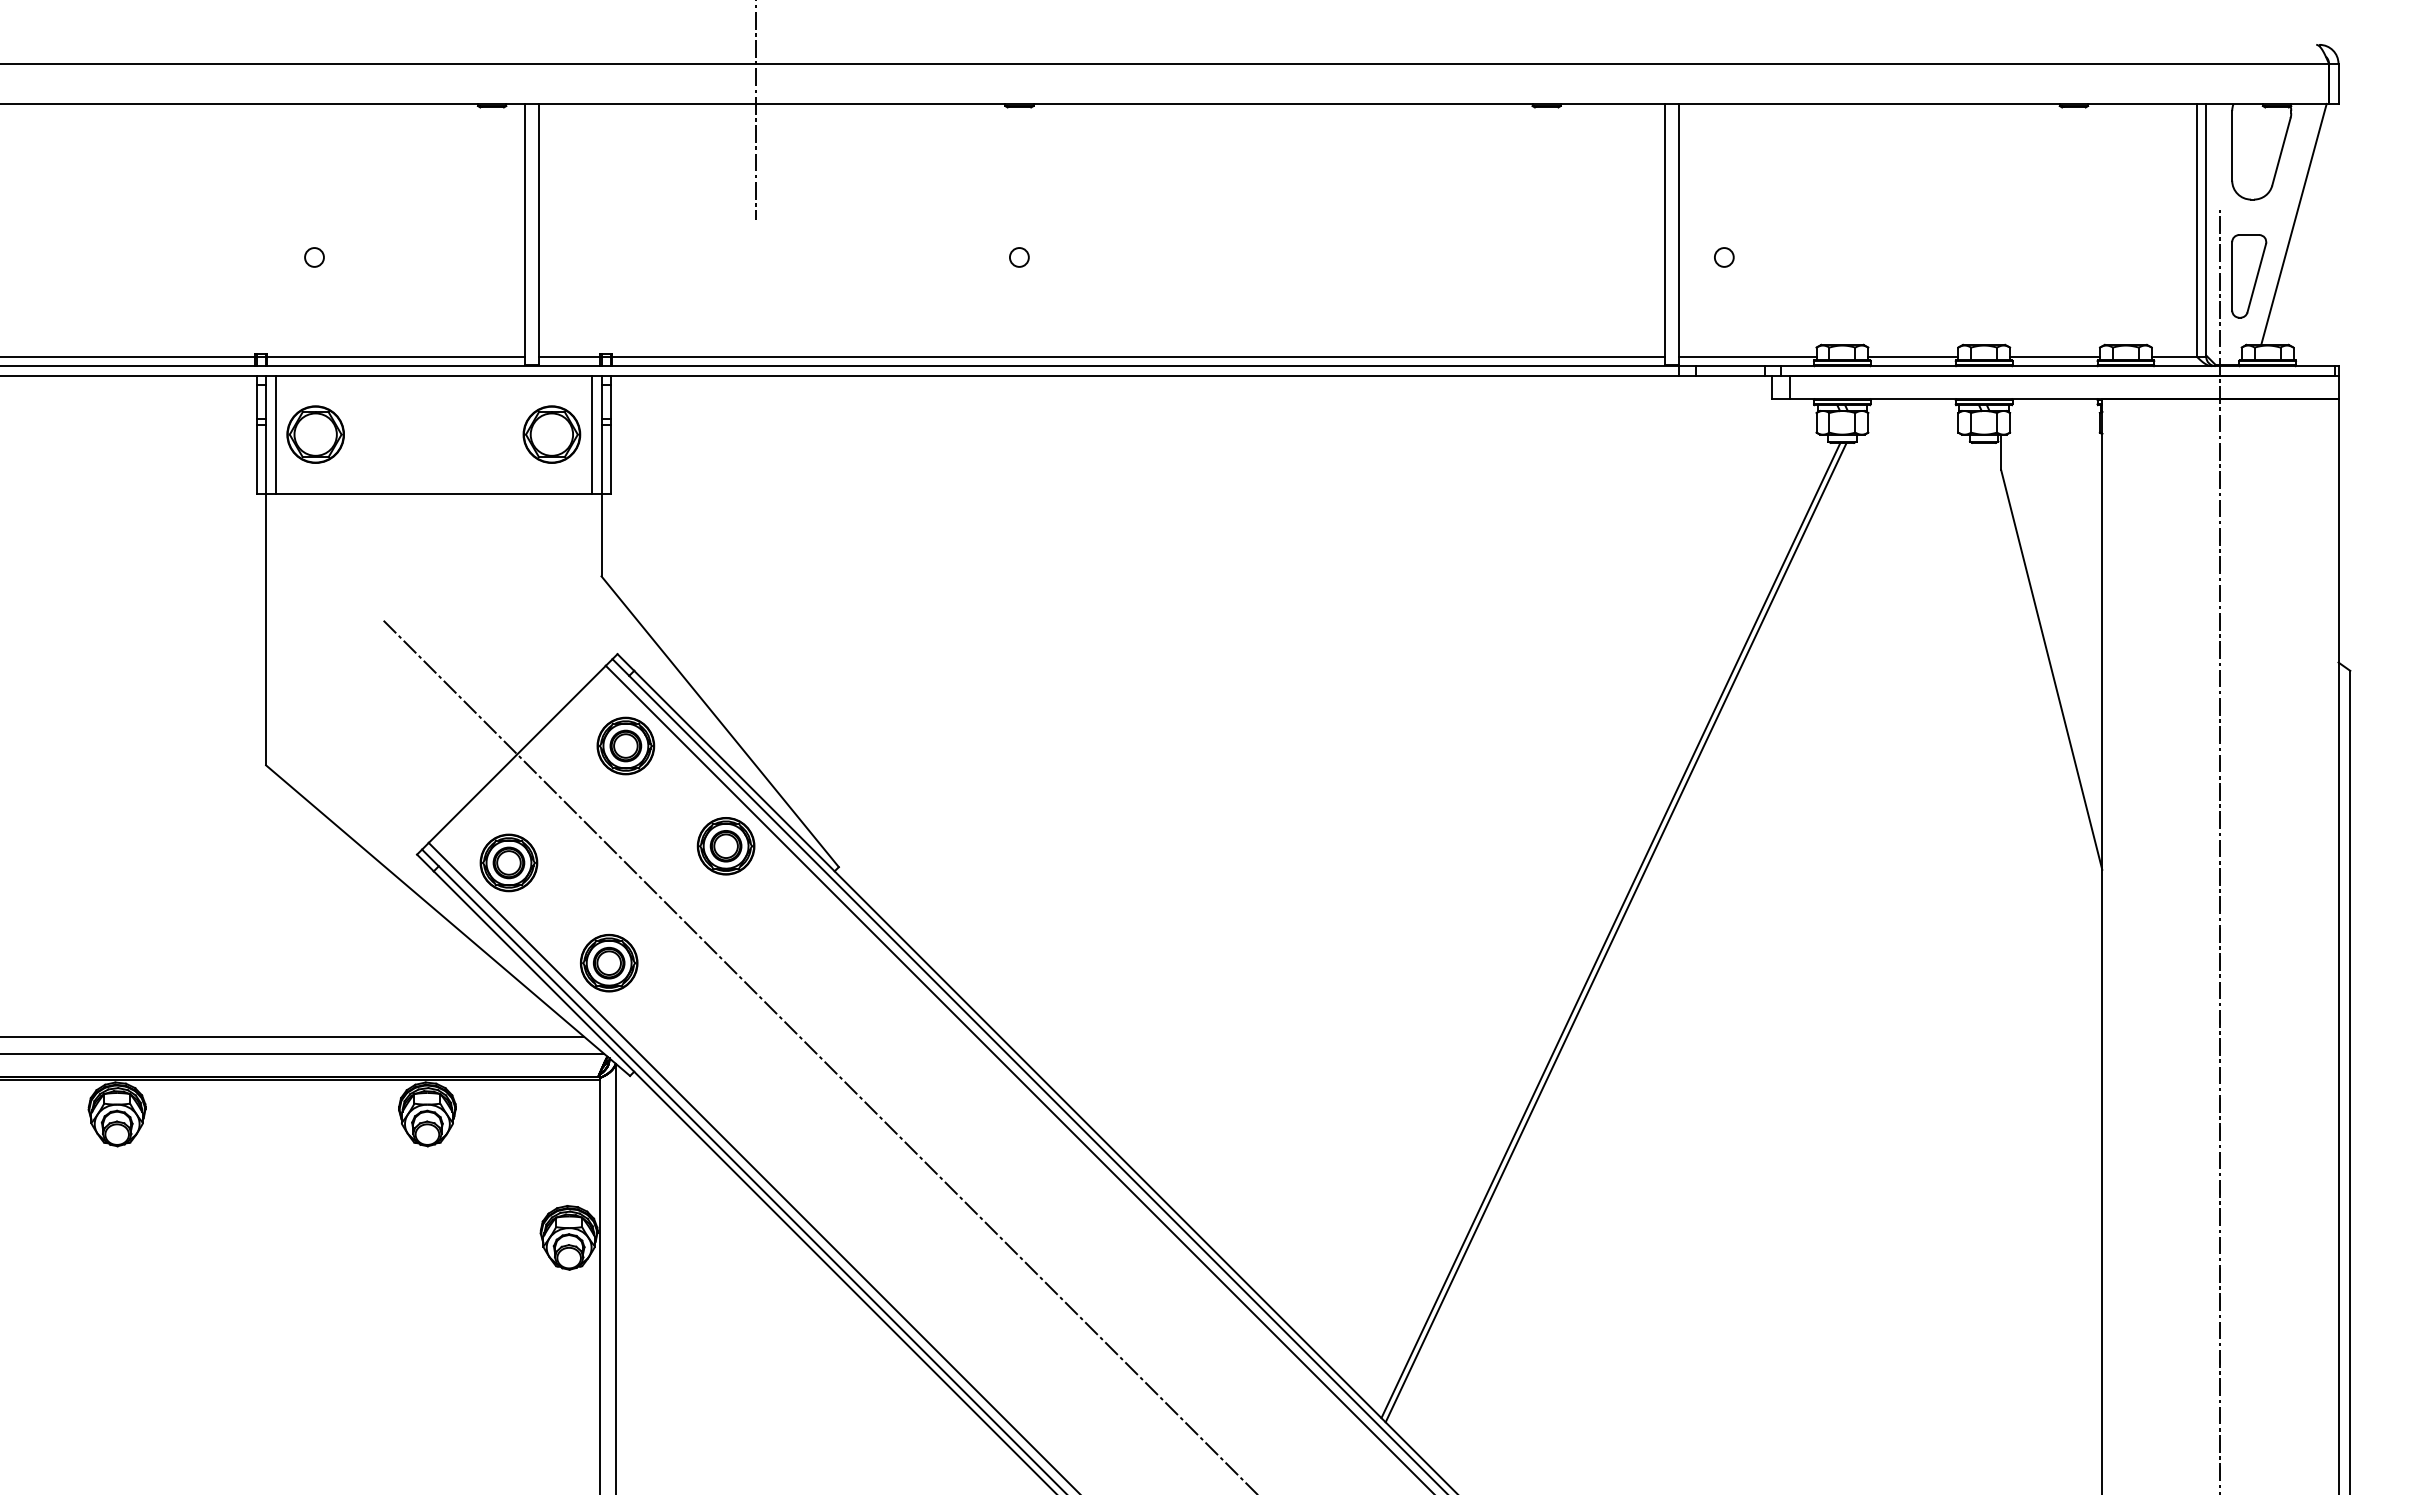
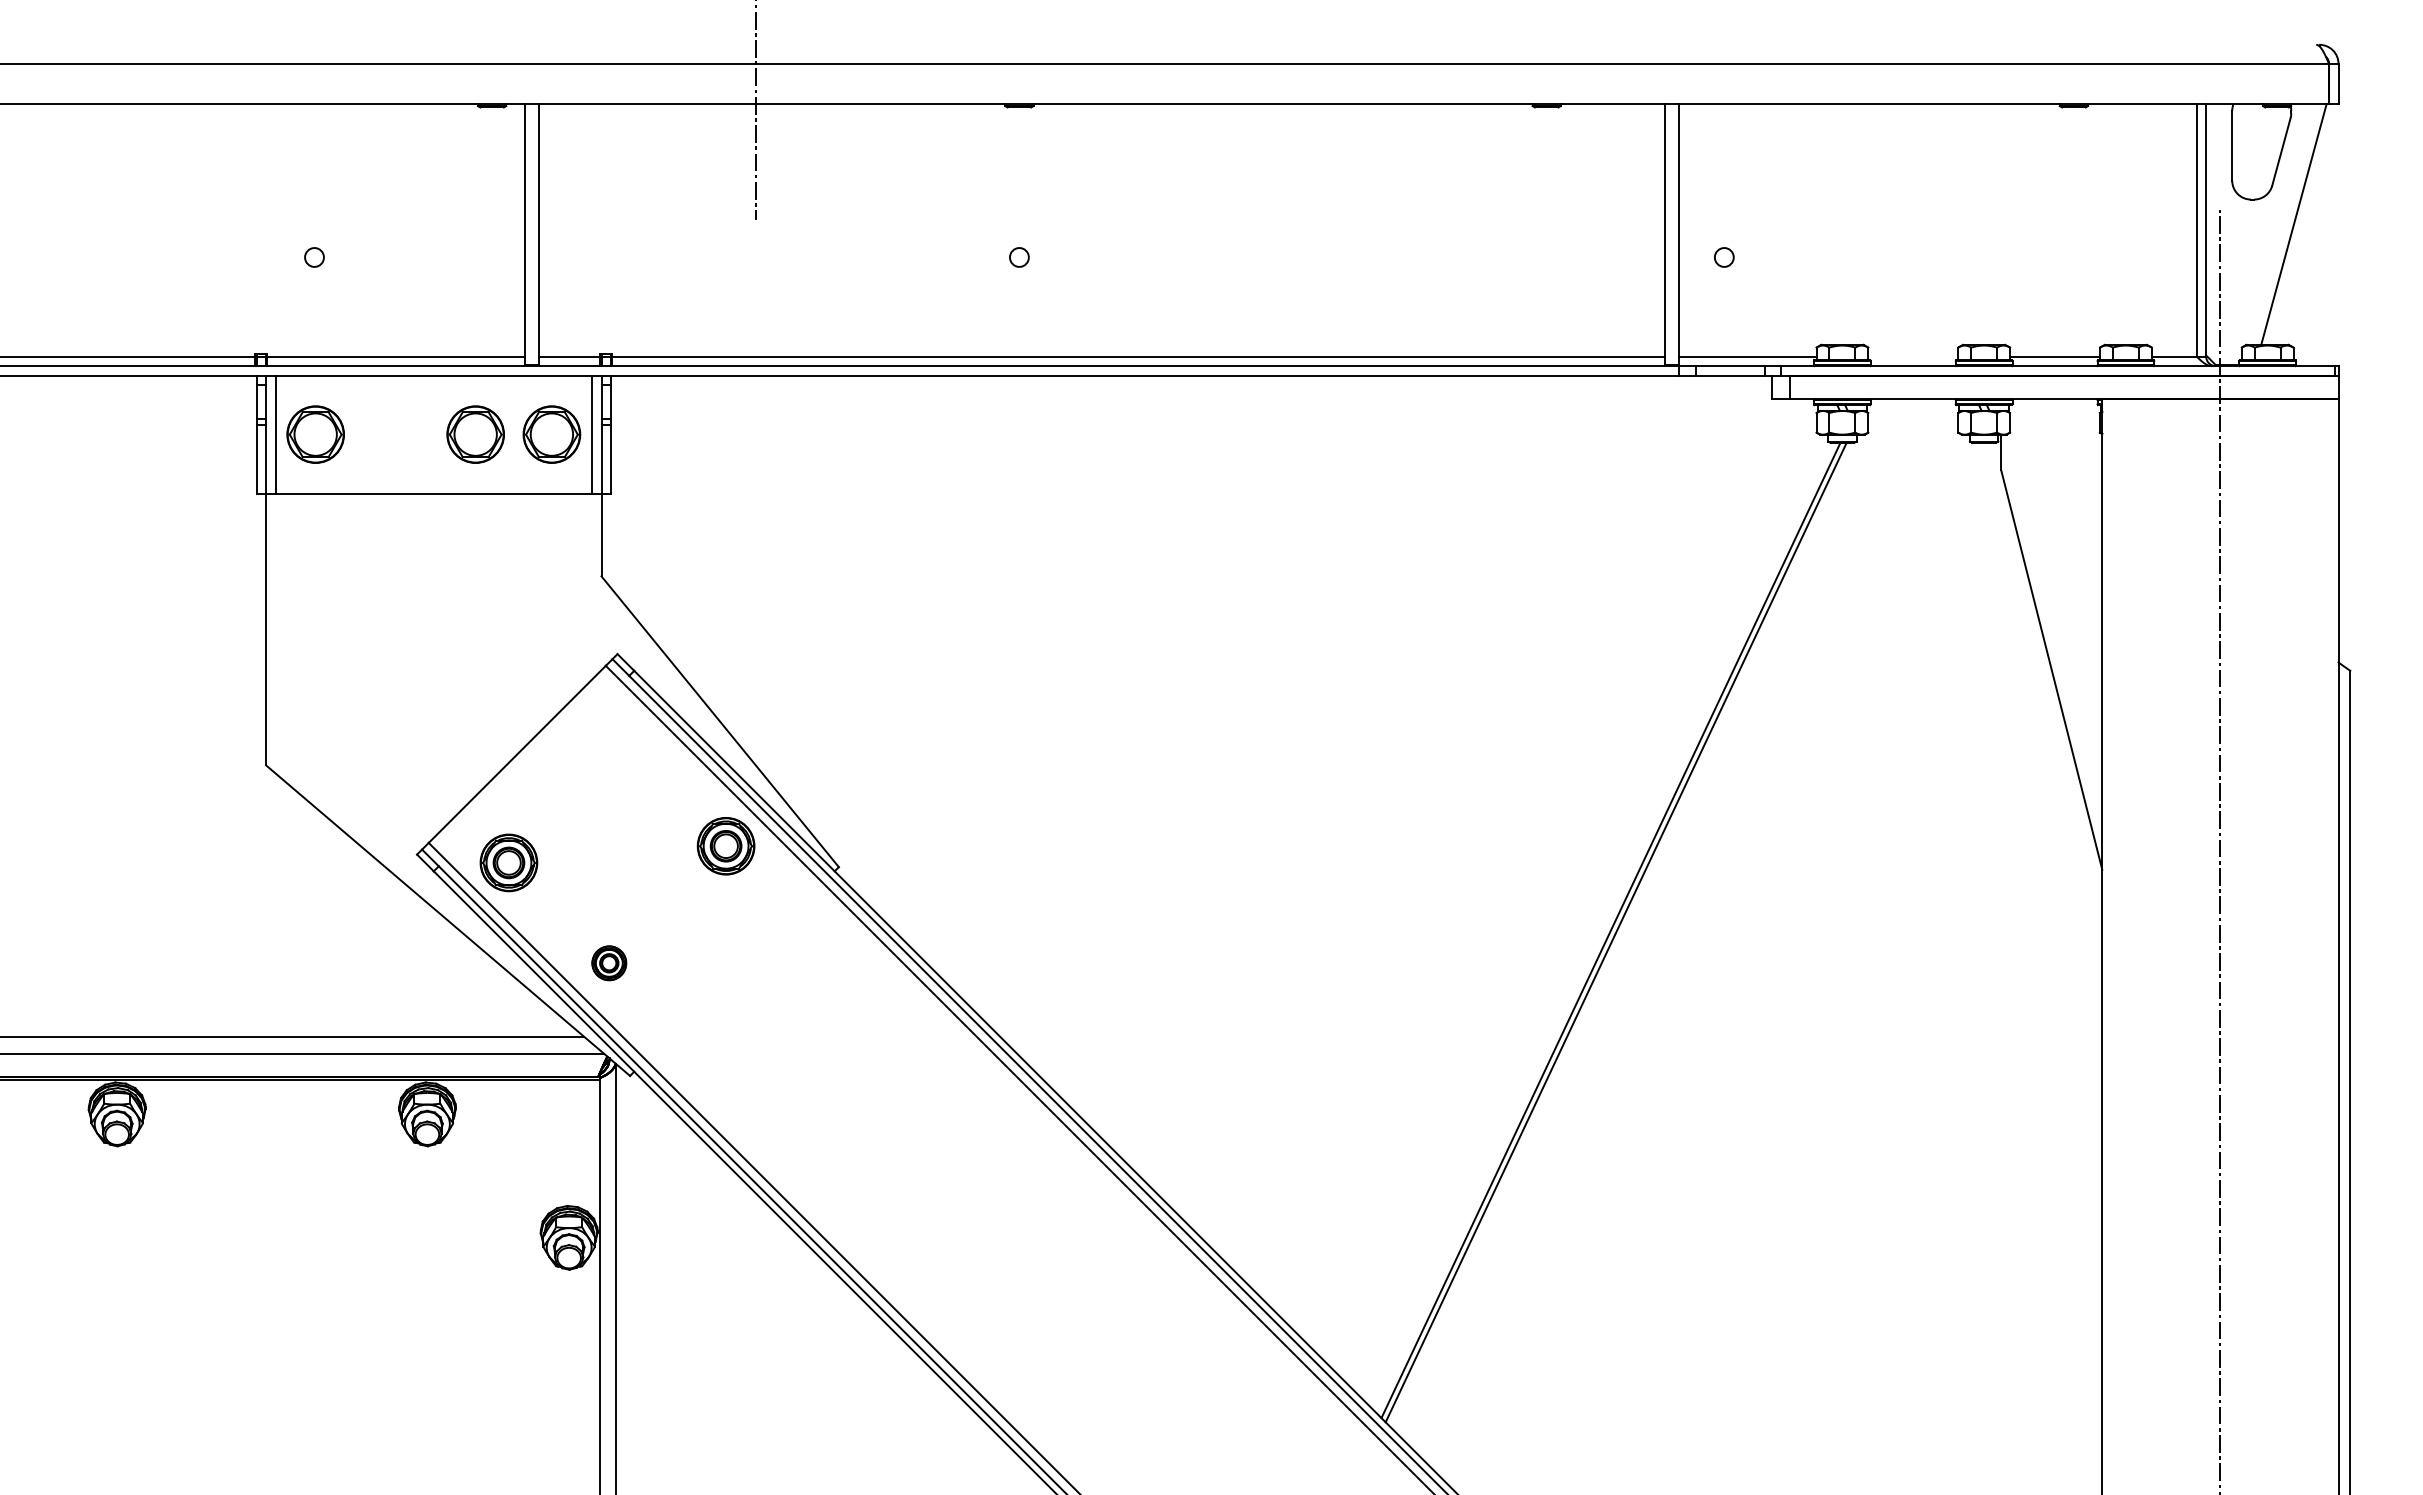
part: present -> none (2249, 276)
line: present -> none (1913, 356)
part: none -> present (475, 434)
part: present -> none (625, 745)
part size: 59x59 px -> 37x37 px (609, 963)
line: present -> none (818, 1055)
